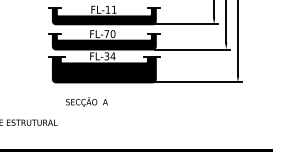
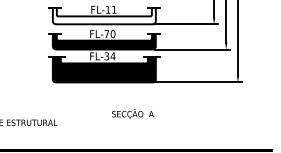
fill: present -> none (103, 16)
text position: (86, 101) -> (132, 113) (132, 113)
